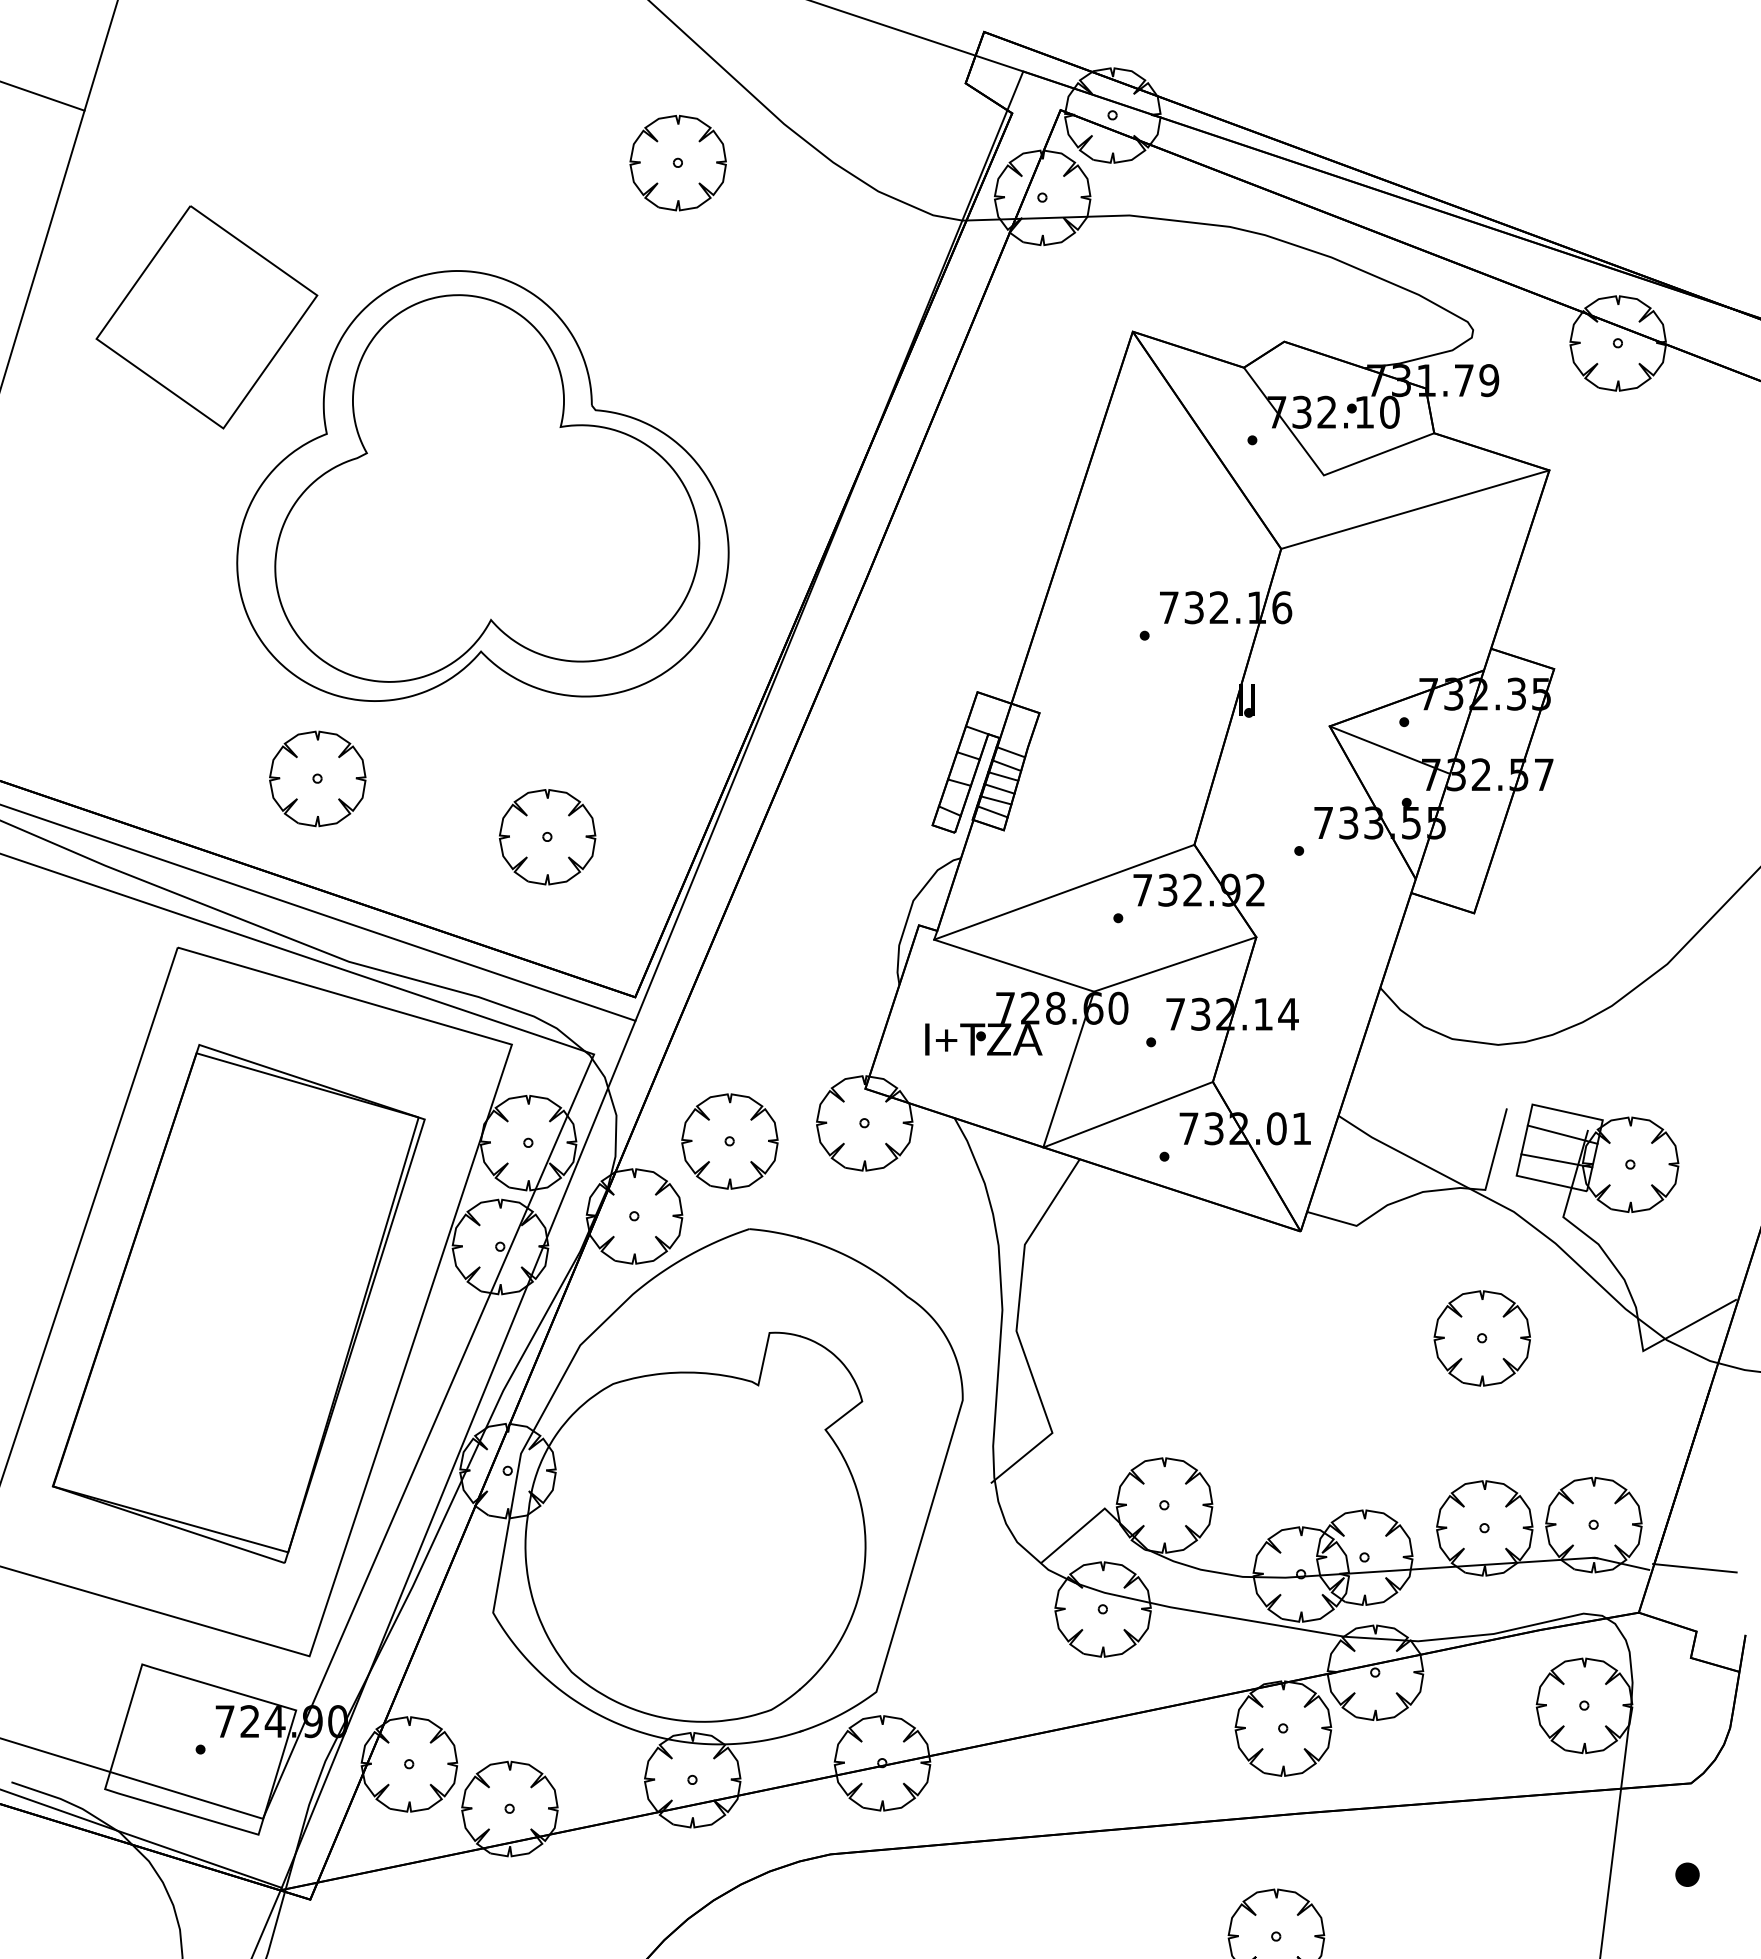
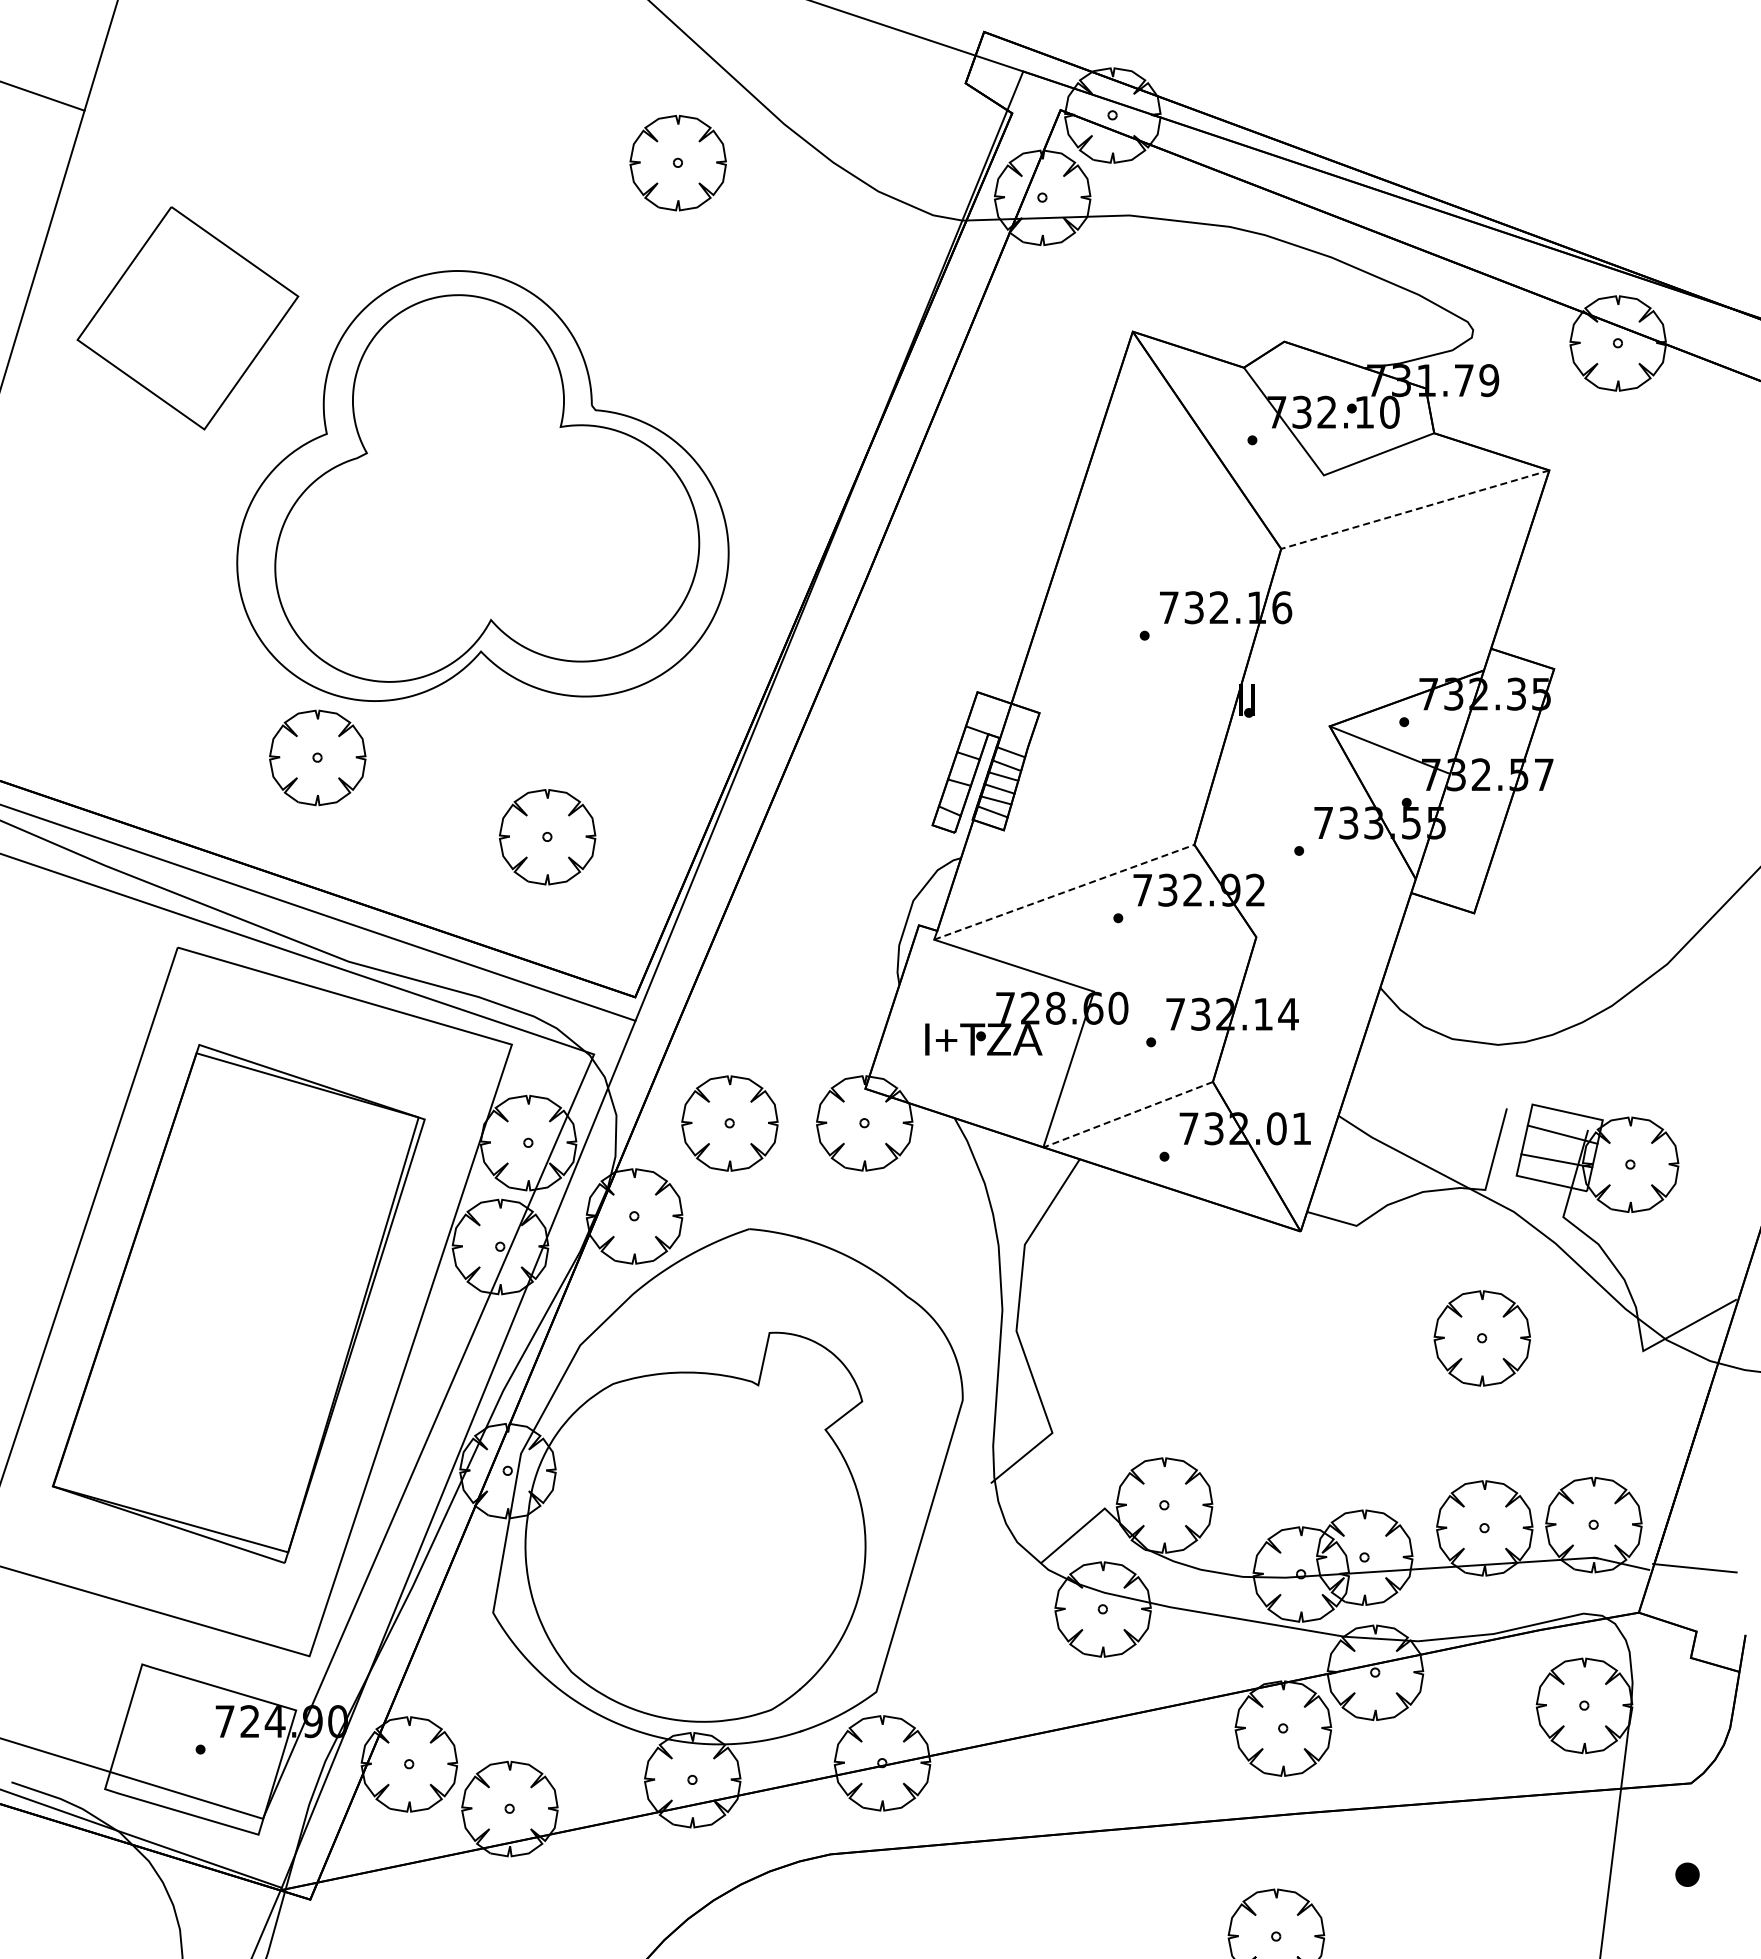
part position: (206, 317) -> (187, 318) (187, 318)
line: solid -> dashed (1415, 509)
part position: (317, 778) -> (317, 757) (317, 757)
line: solid -> dashed (1064, 892)
line: present -> none (1175, 964)
line: solid -> dashed (1128, 1114)
part position: (729, 1141) -> (729, 1123) (729, 1123)
